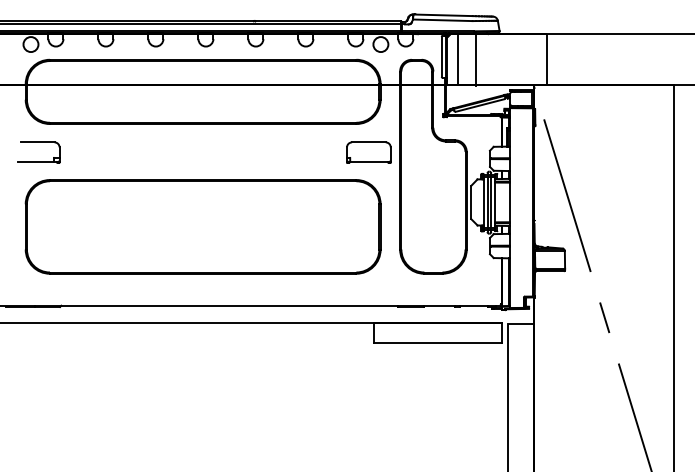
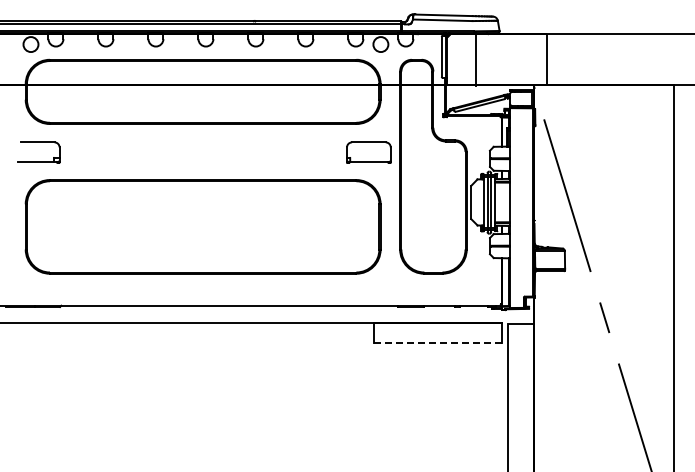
line: present -> none (458, 59)
line: solid -> dashed (437, 343)
